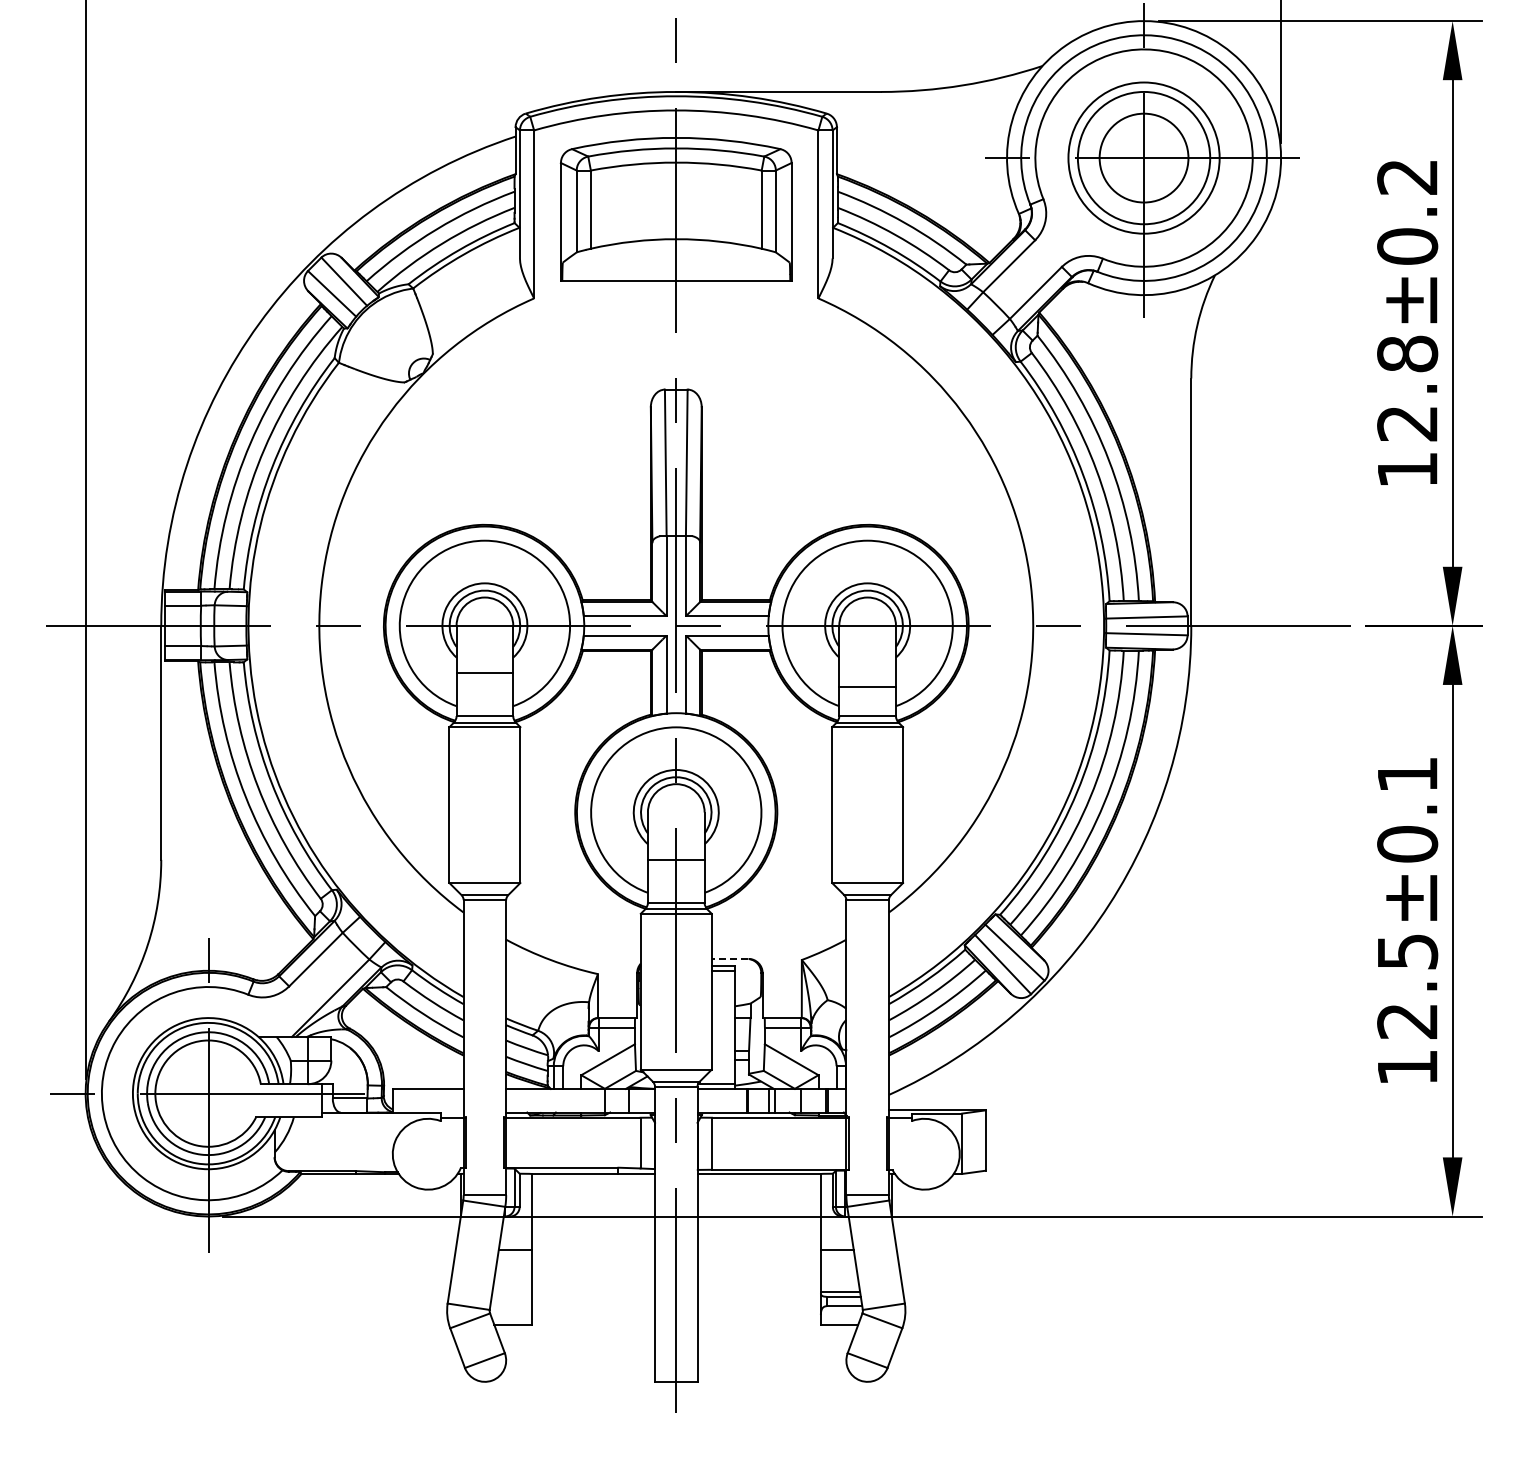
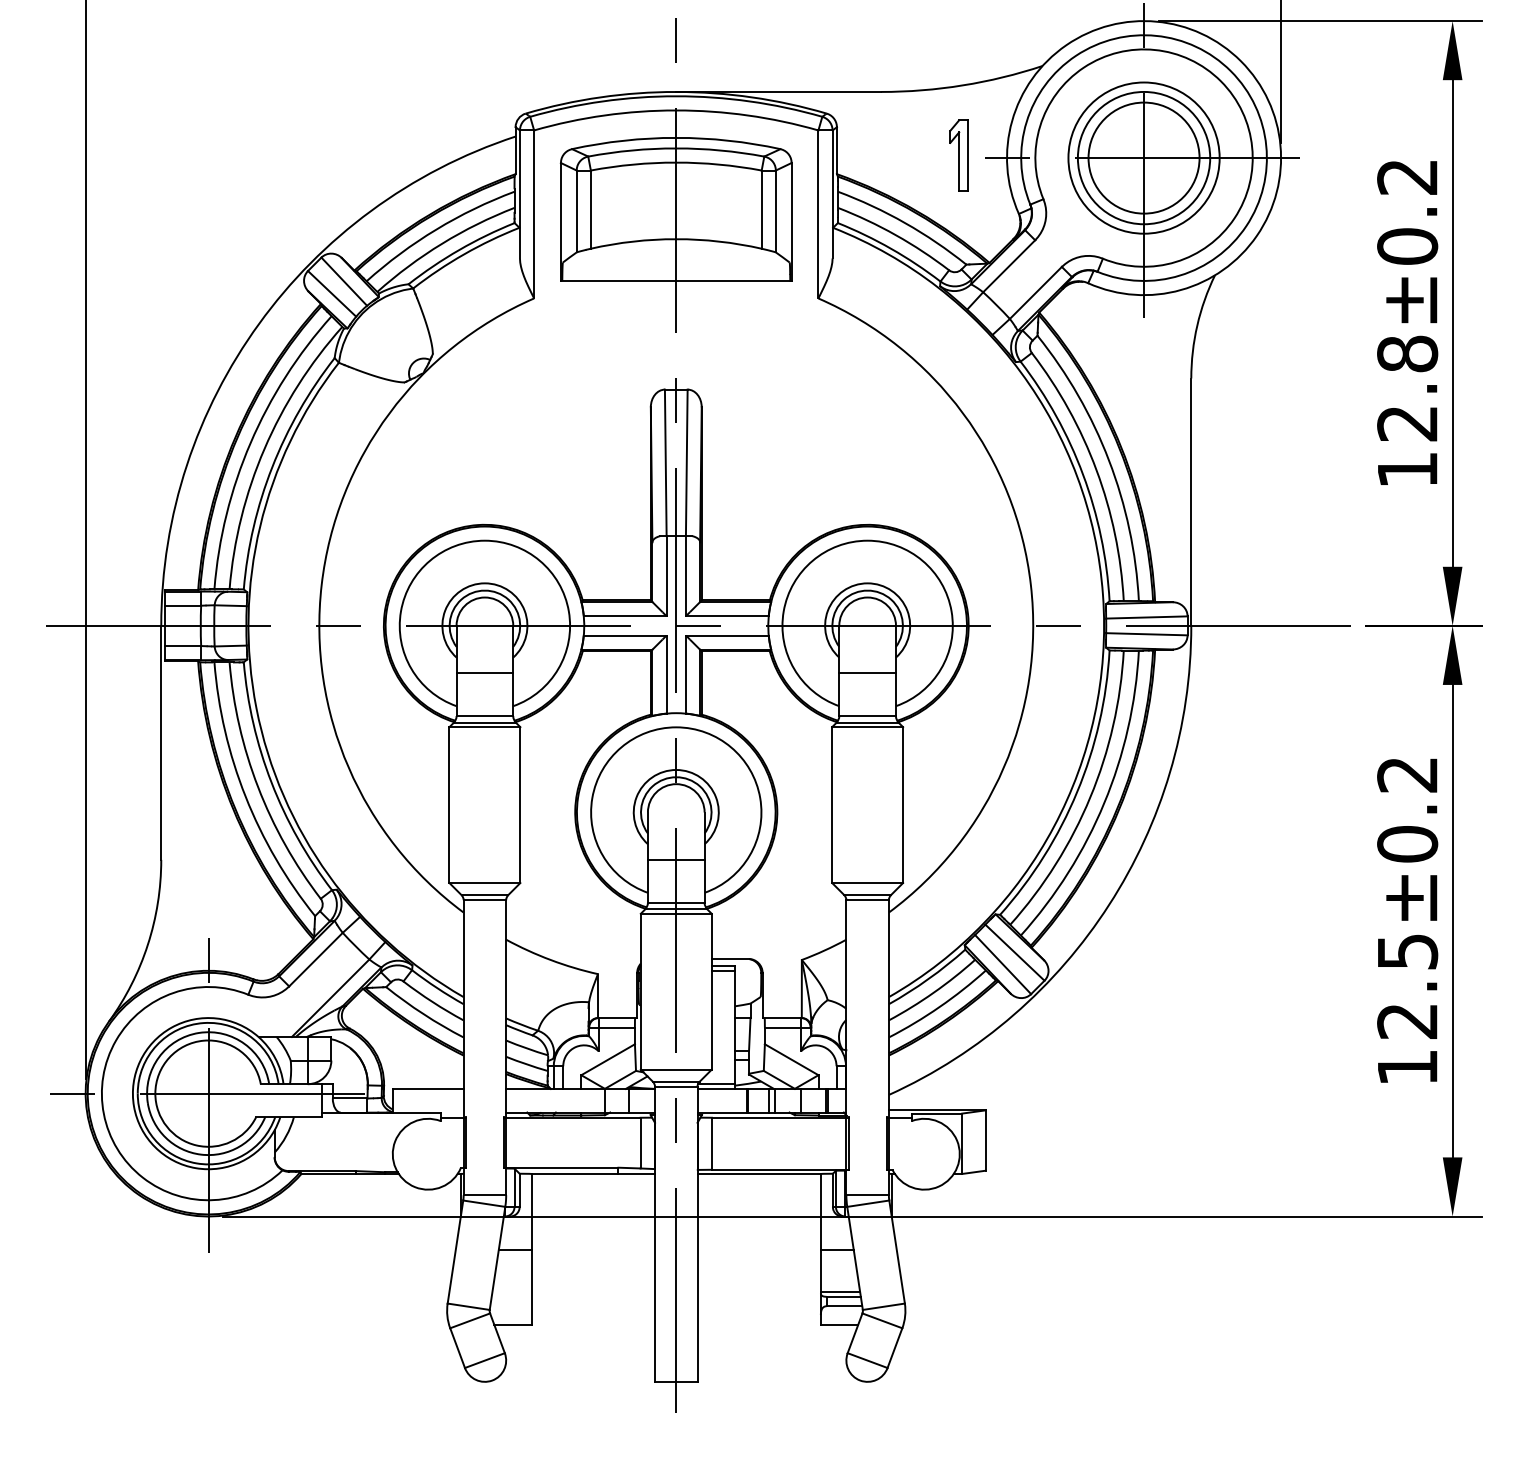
part: none -> present (958, 155)
circle diameter: 89 px -> 111 px (1143, 157)
line position: (867, 687) -> (867, 673) (867, 673)
text: 12.5±0.1 -> 12.5±0.2 (1407, 775)
line: dashed -> solid (729, 958)
